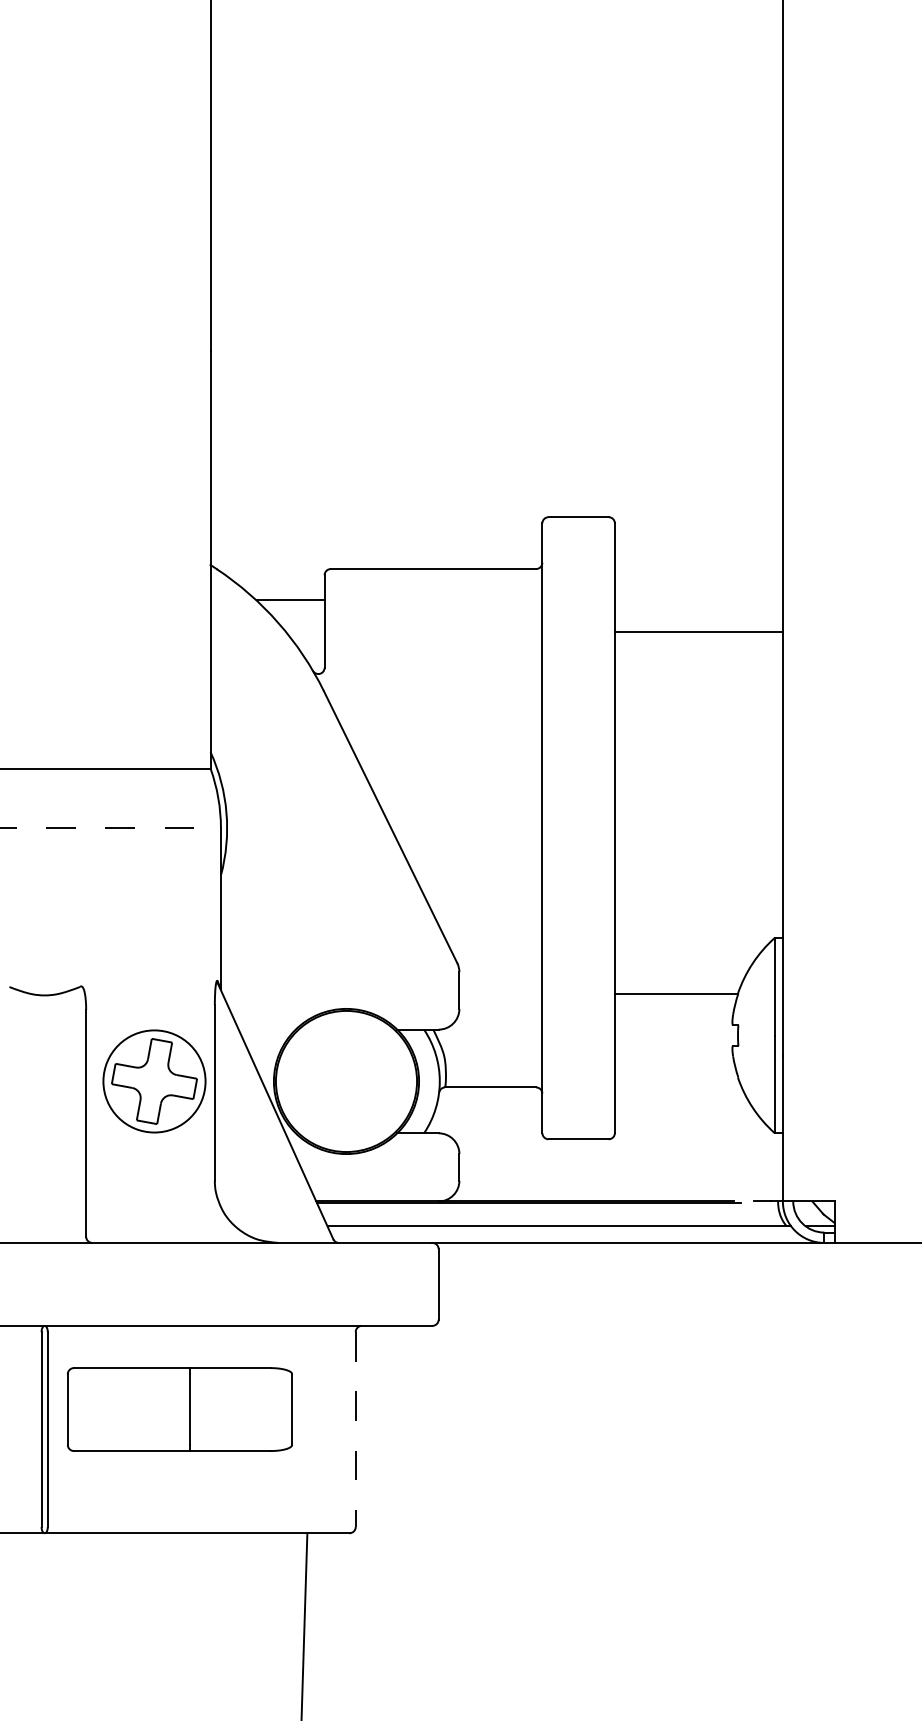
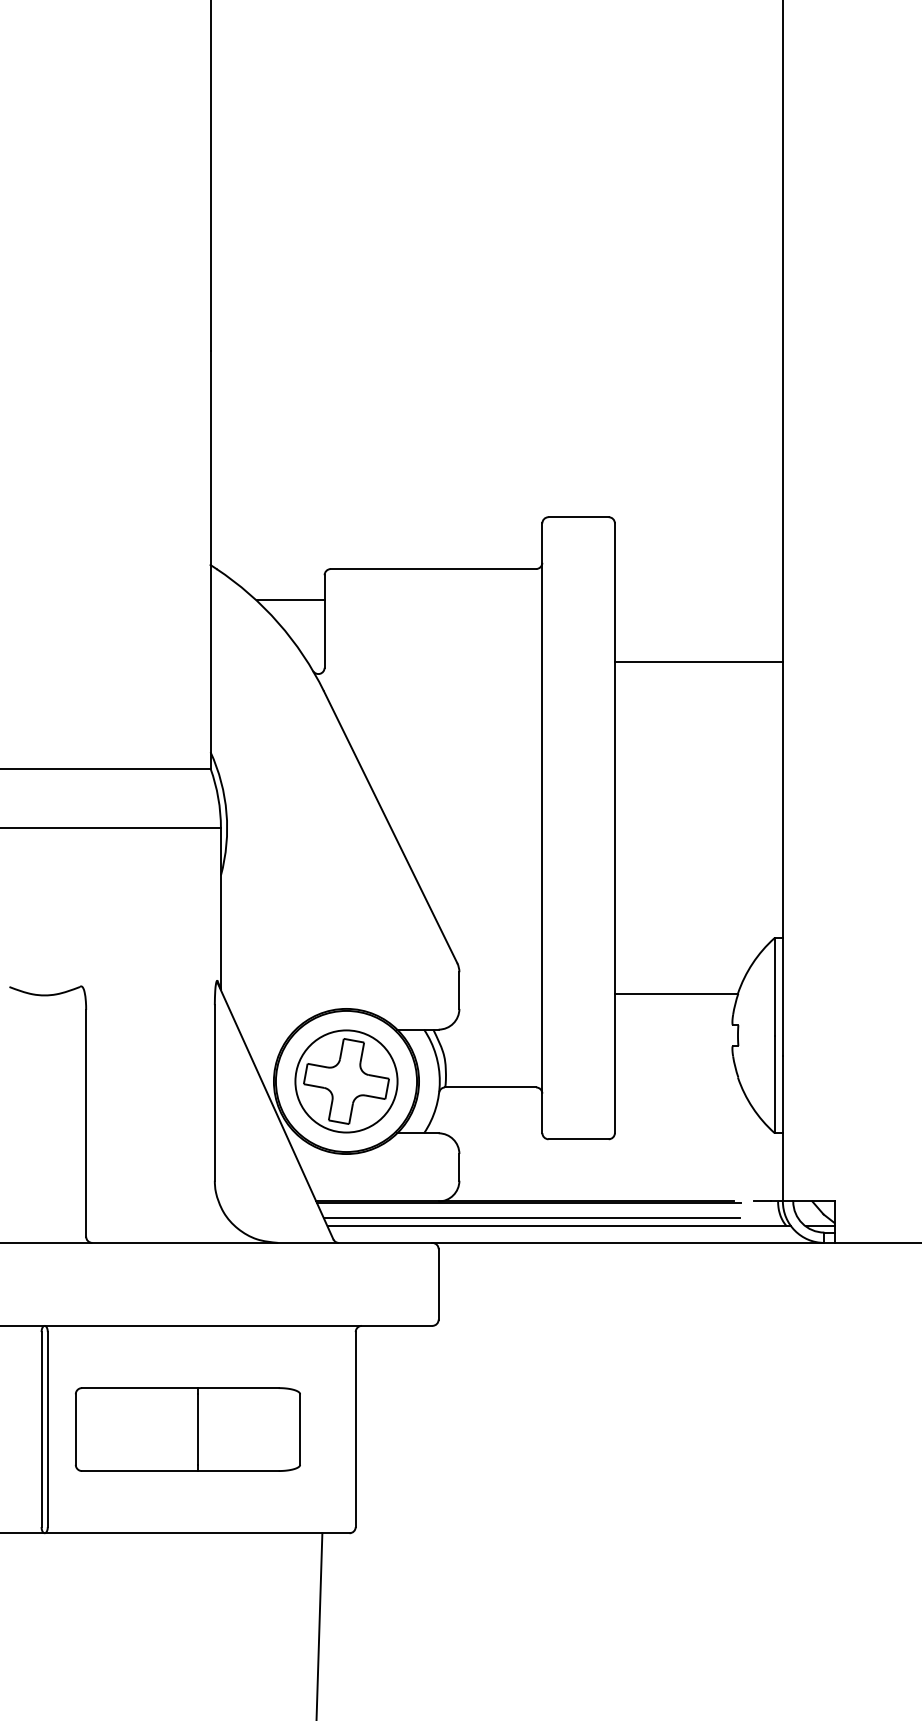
line position: (698, 632) -> (698, 662) (698, 662)
line: dashed -> solid (111, 828)
part position: (154, 1081) -> (346, 1081) (346, 1081)
line: none -> present (531, 1218)
part position: (179, 1409) -> (187, 1429) (187, 1429)
line: dashed -> solid (355, 1430)
line position: (304, 1625) -> (319, 1625) (319, 1625)
